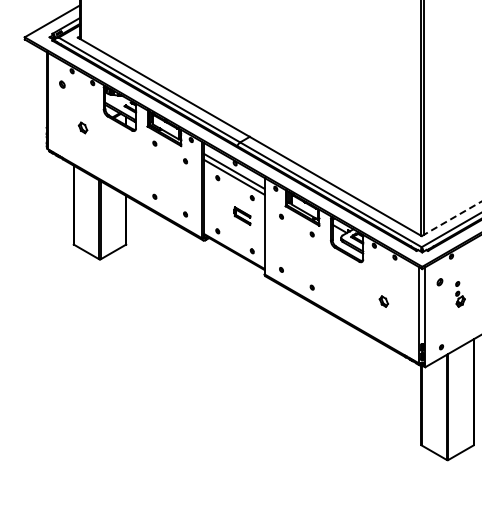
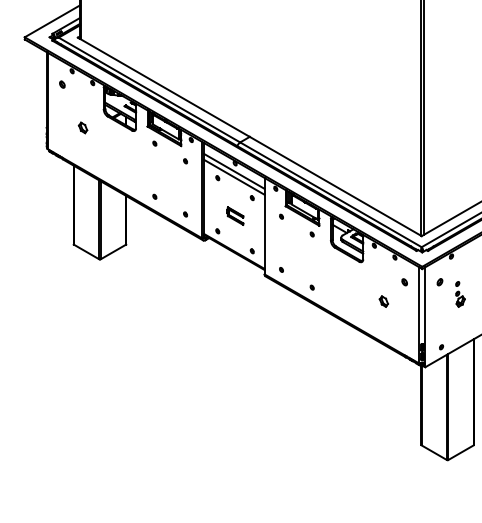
part position: (242, 215) -> (235, 215) (235, 215)
line: dashed -> solid (452, 218)
part: none -> present (404, 282)
